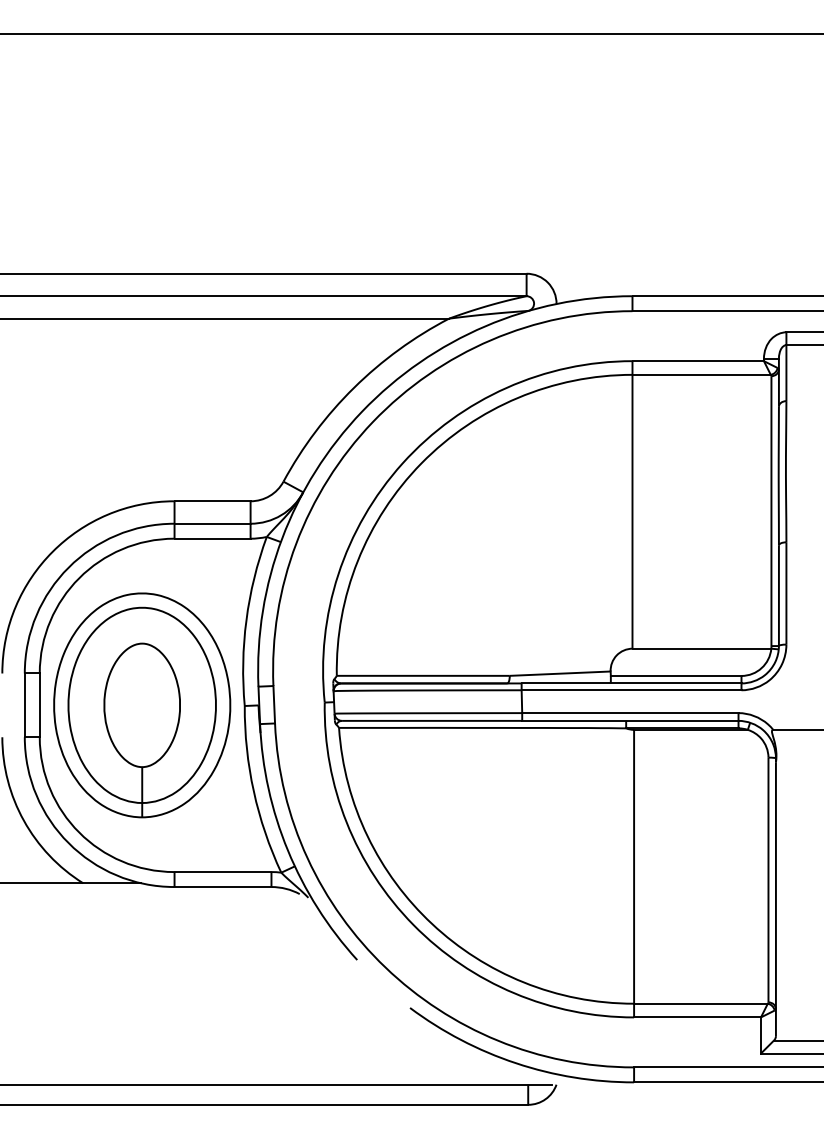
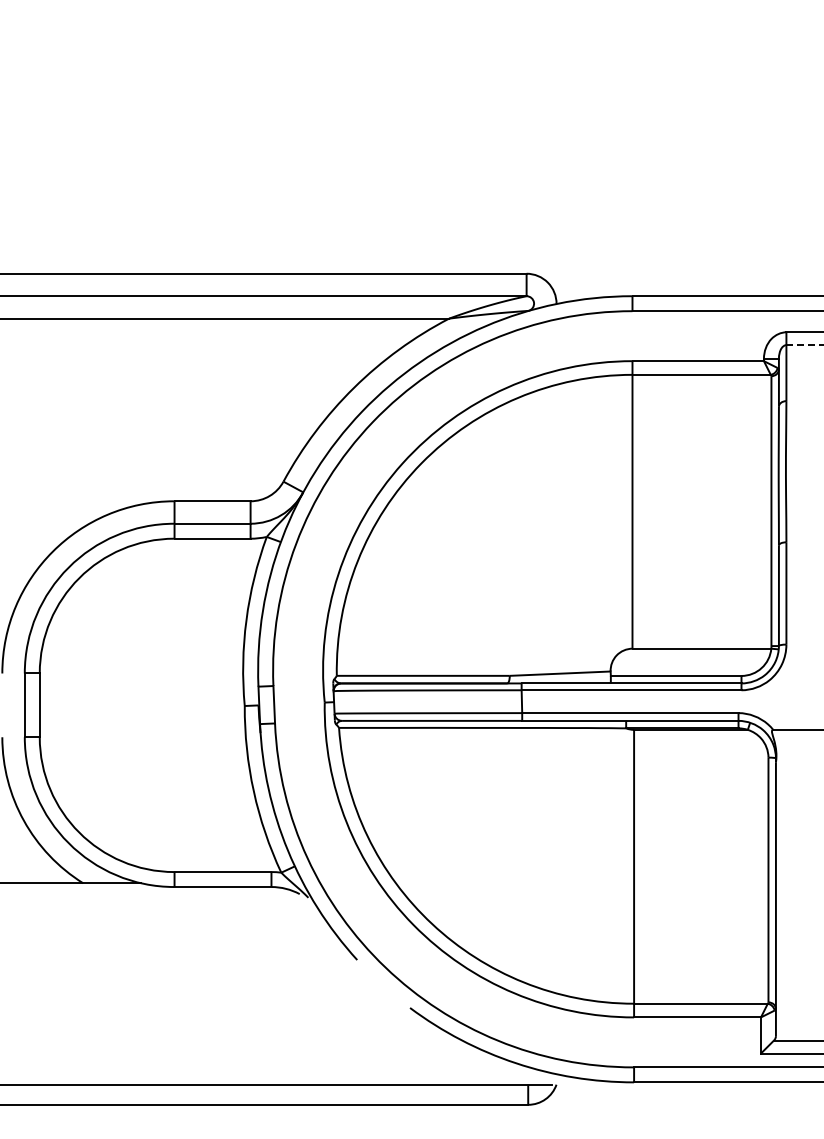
line: present -> none (411, 34)
line: solid -> dashed (805, 345)
part: present -> none (142, 705)
